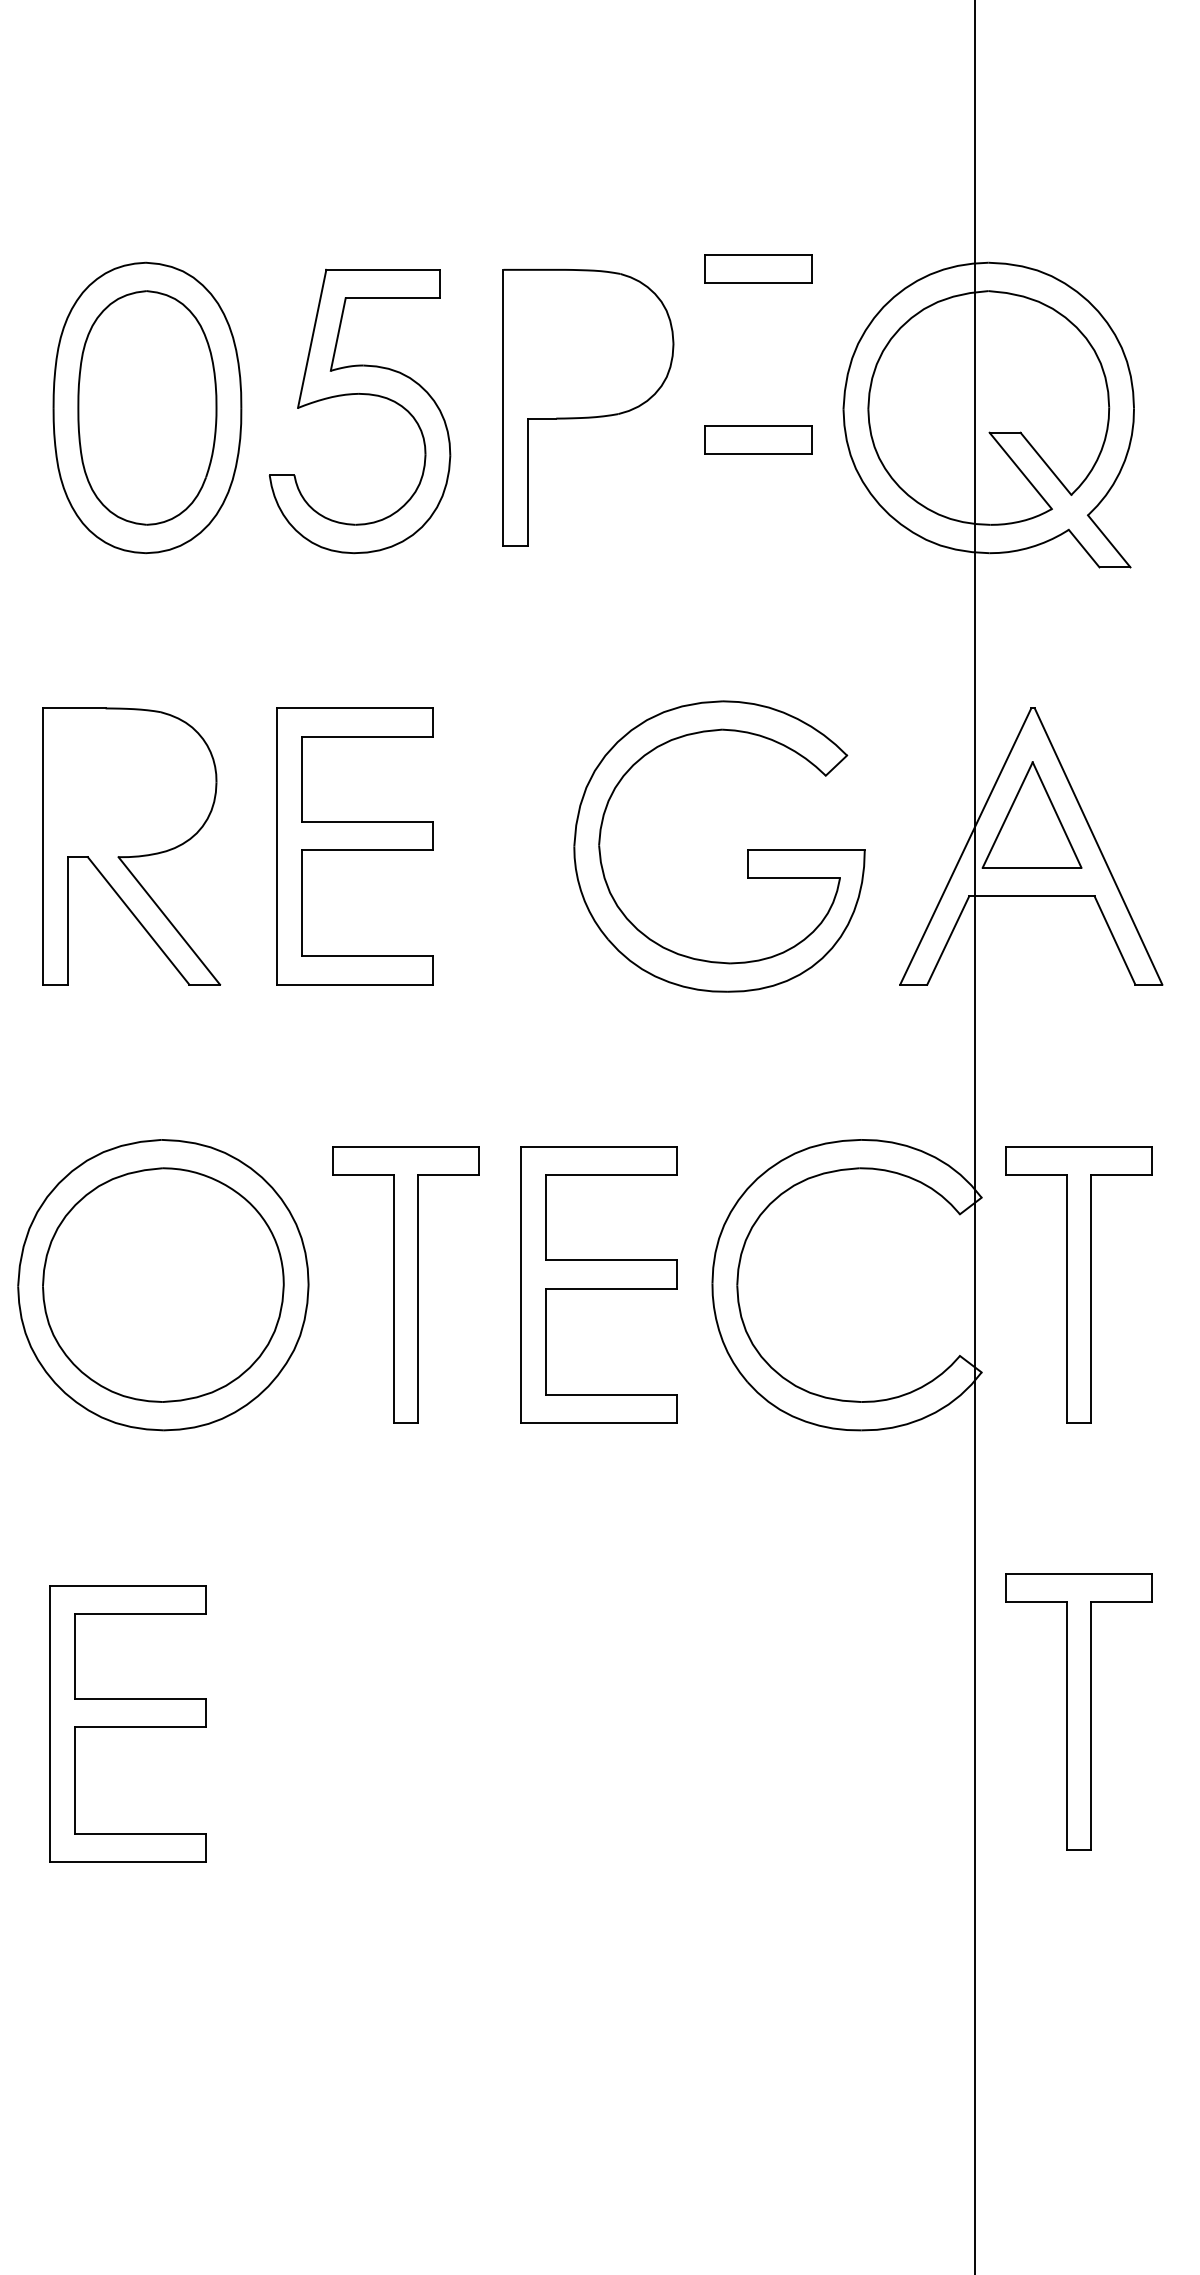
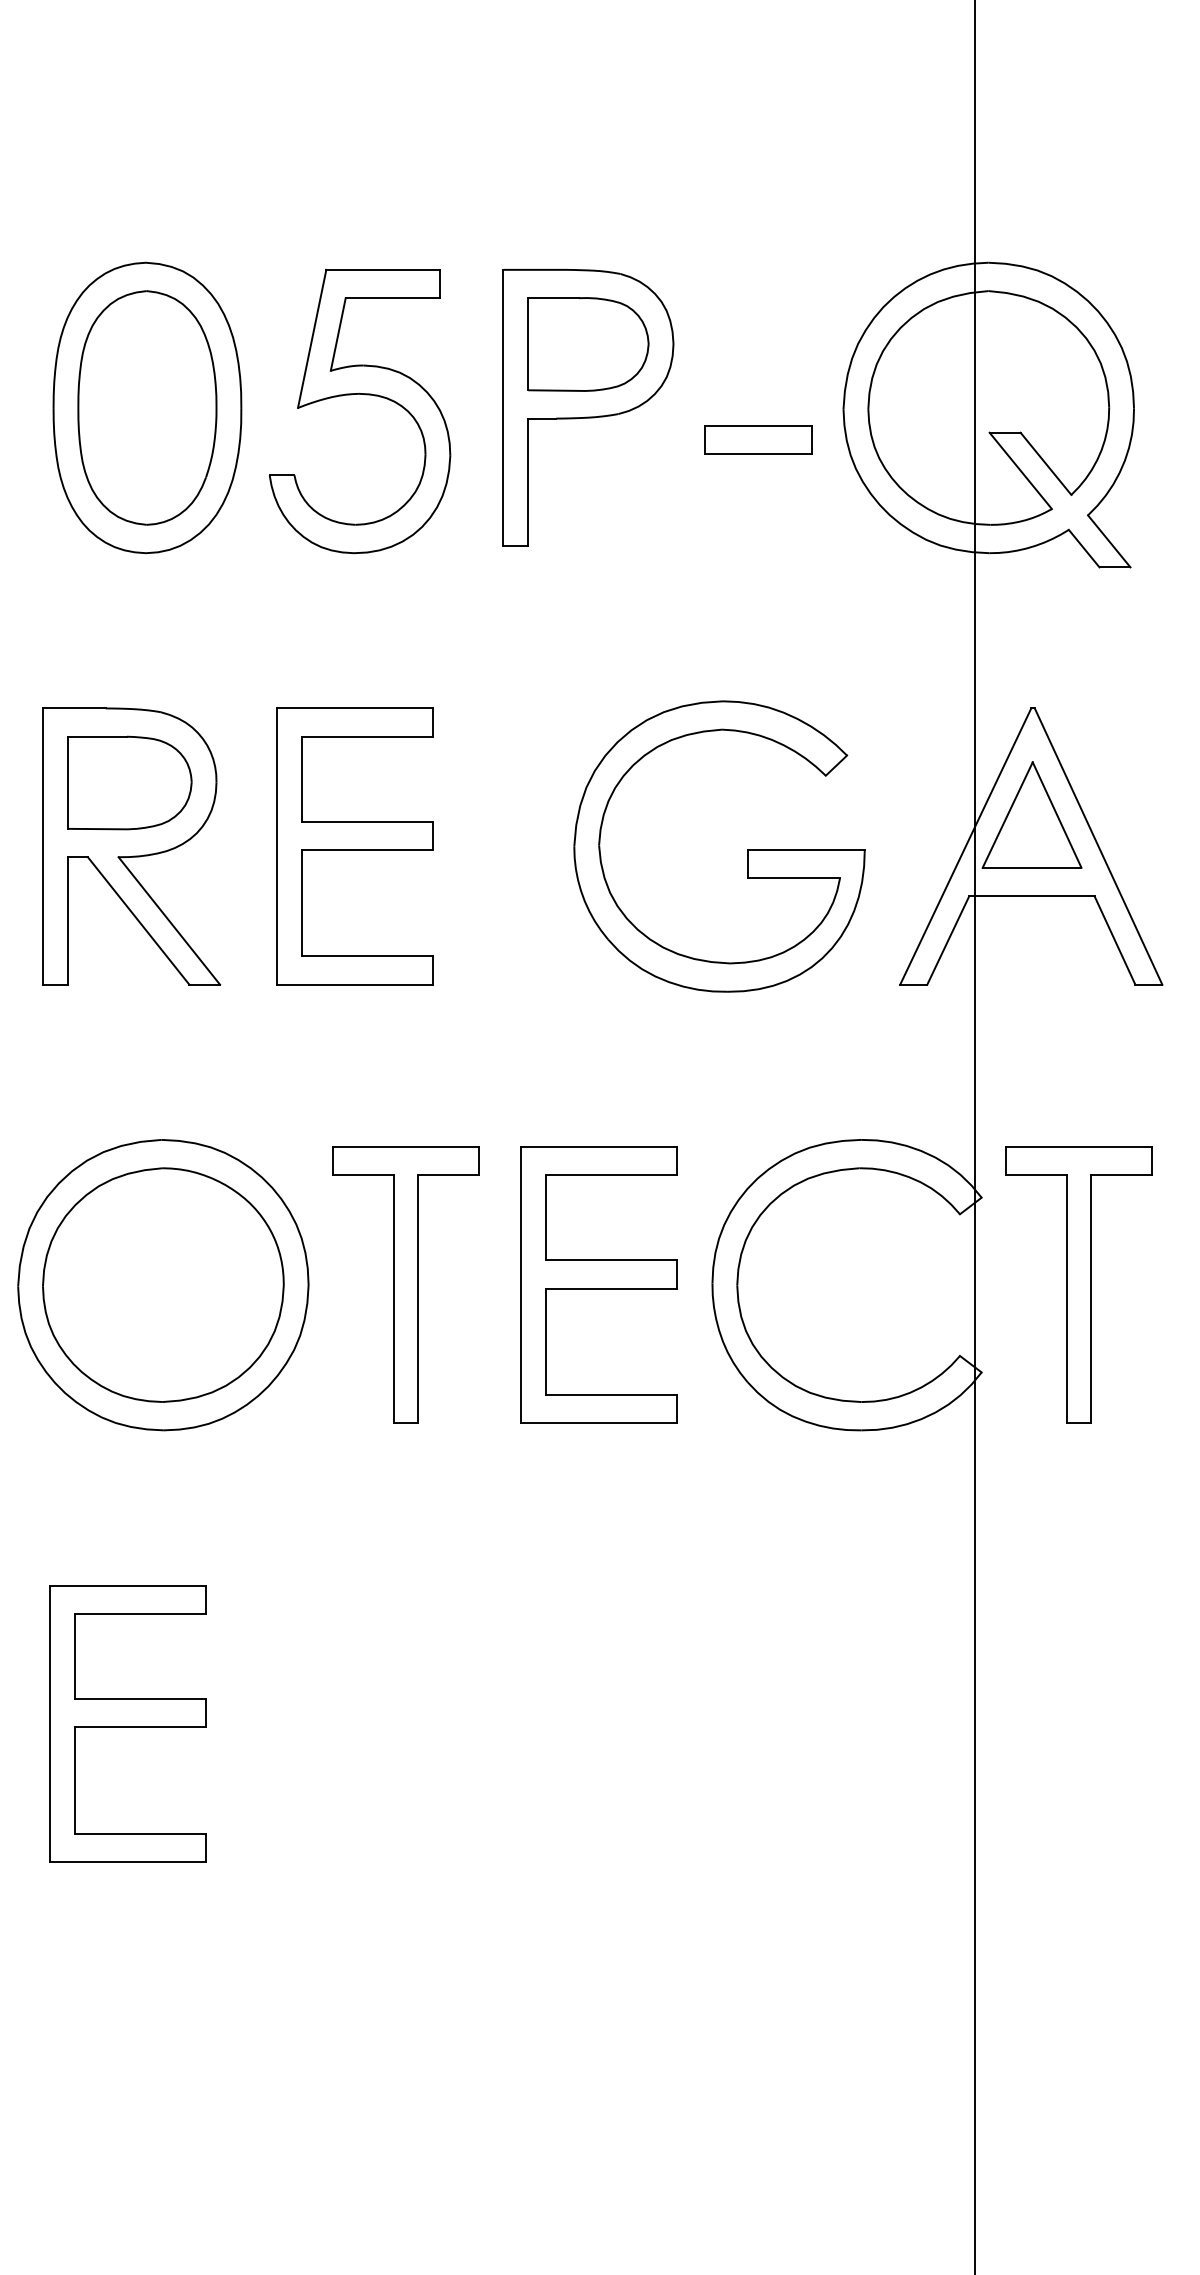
part: present -> none (758, 268)
part: none -> present (588, 344)
part: none -> present (129, 782)
part: present -> none (1078, 1711)
